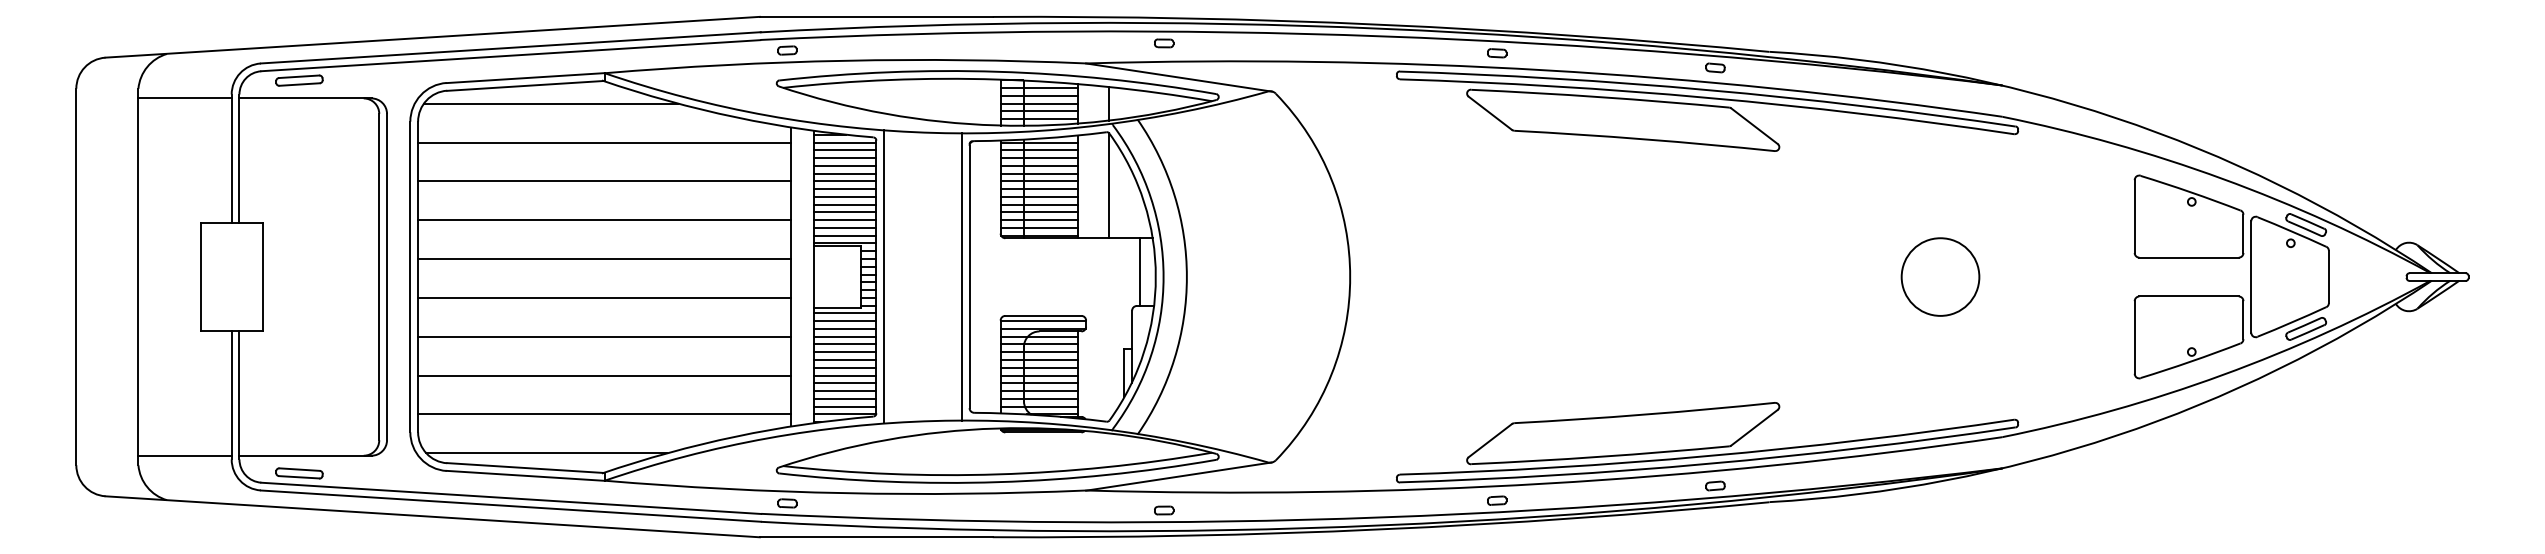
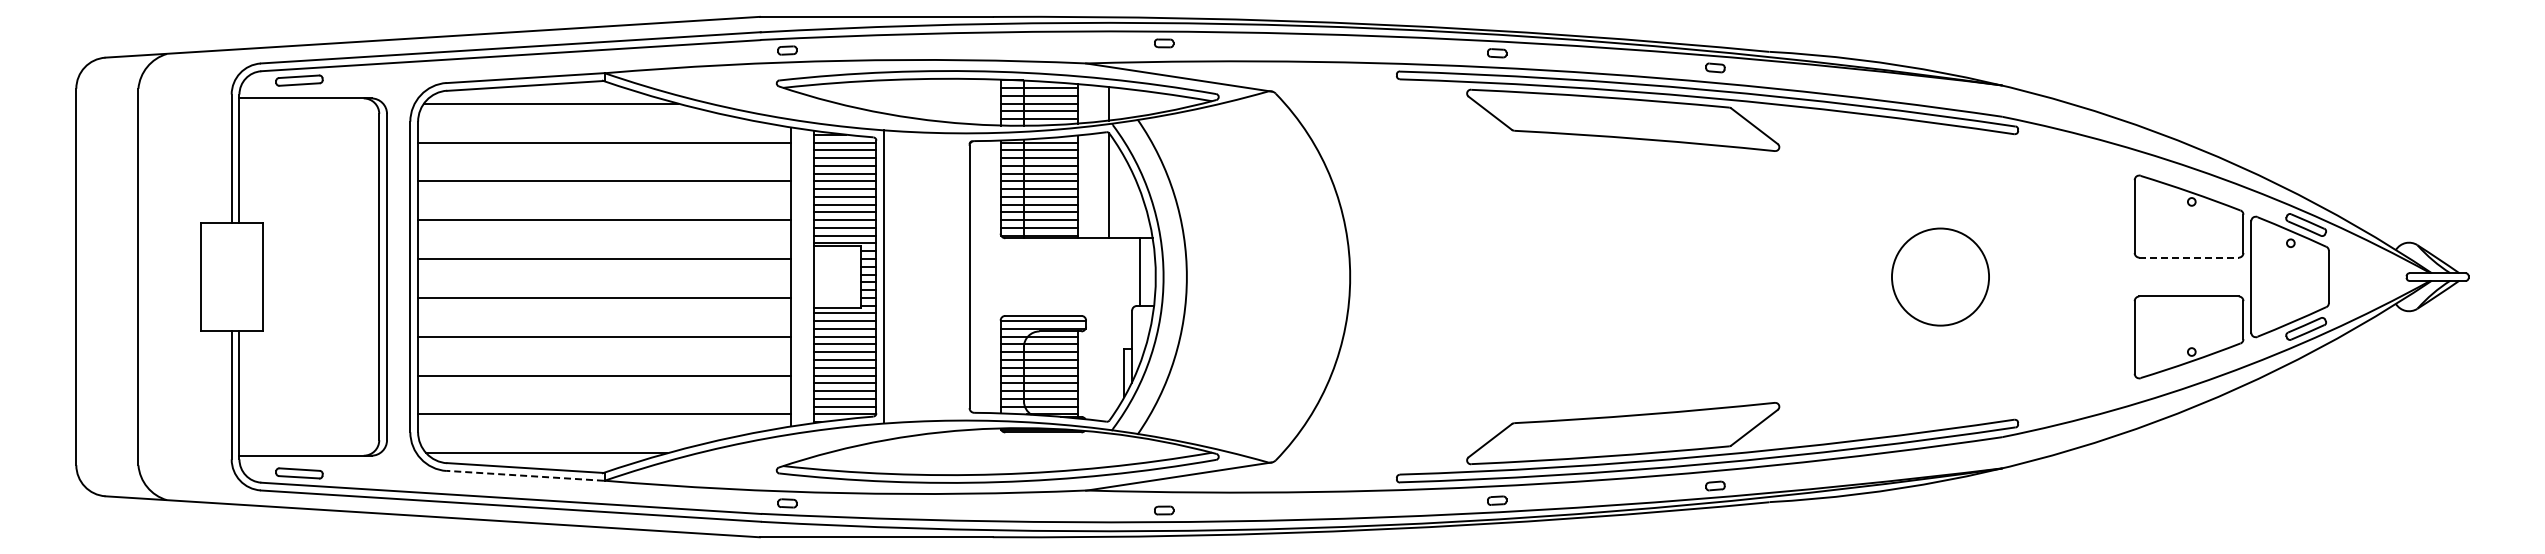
line: present -> none (184, 98)
line: solid -> dashed (2189, 257)
line: present -> none (961, 276)
circle size: 81x80 px -> 99x100 px (1940, 276)
line: present -> none (184, 455)
line: solid -> dashed (525, 475)
